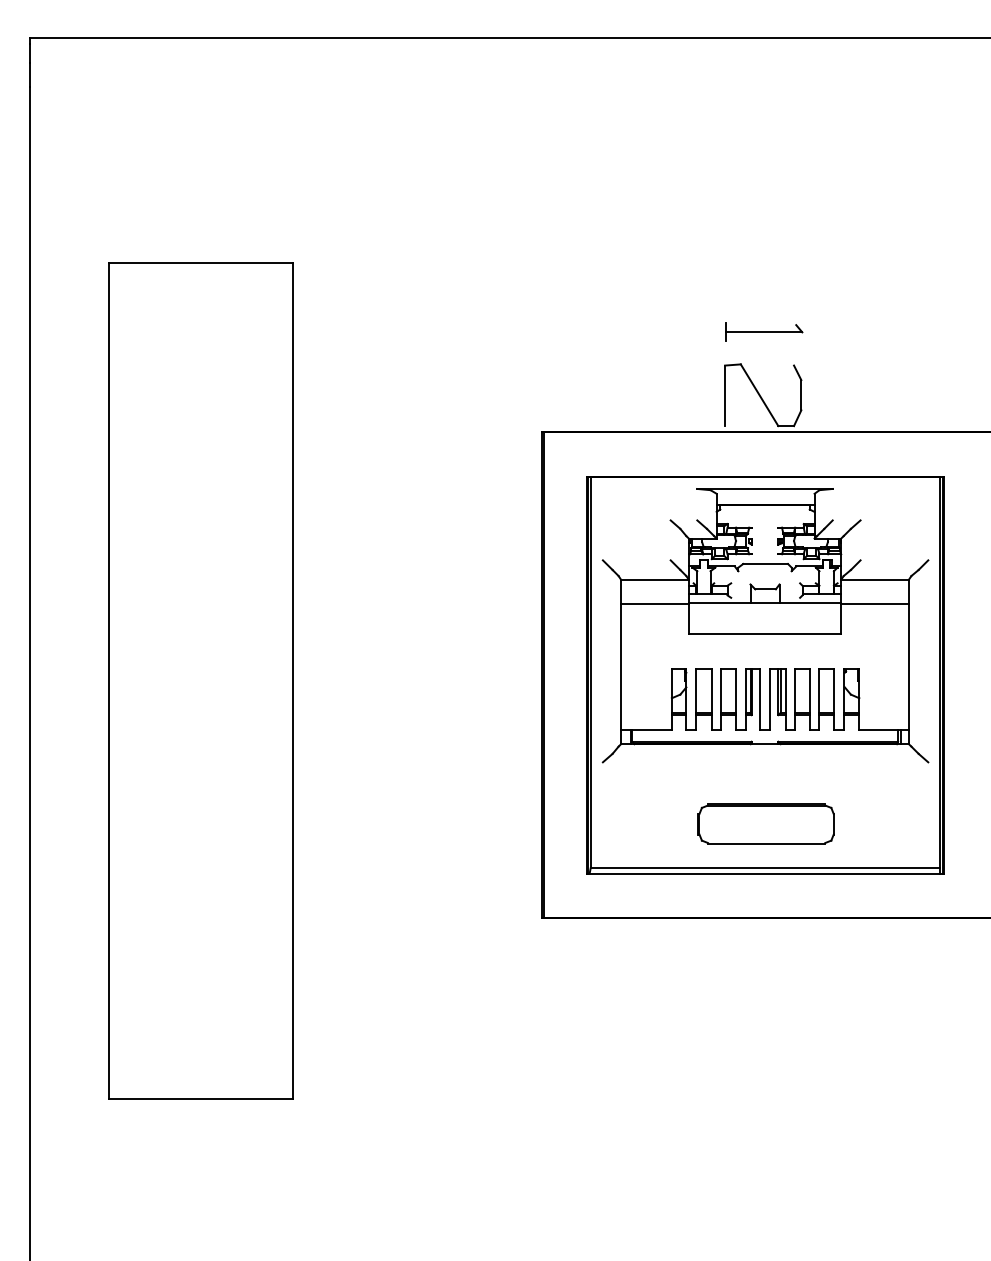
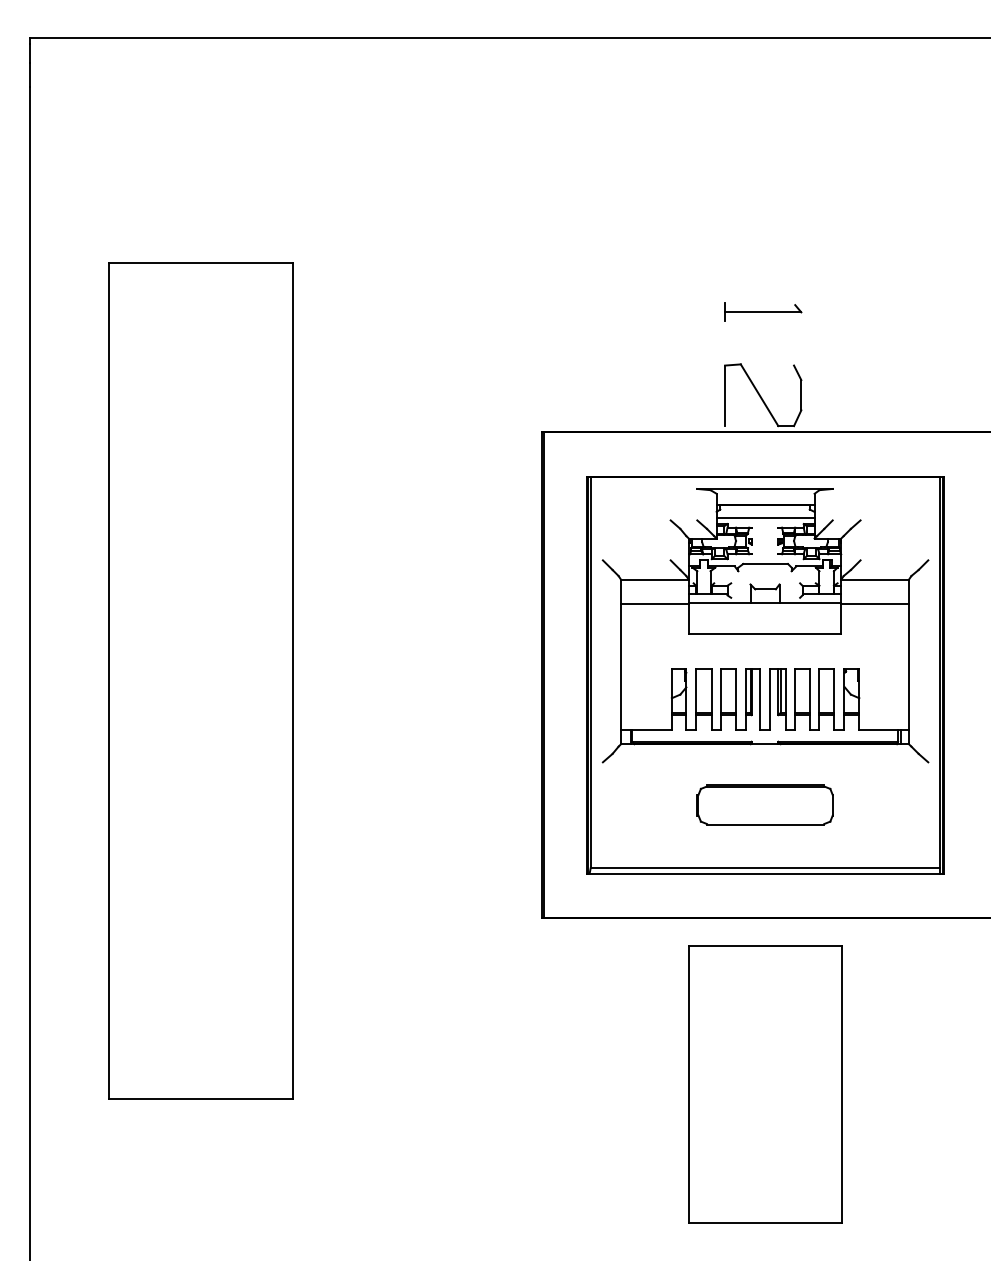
part position: (764, 331) -> (763, 311) (763, 311)
line: none -> present (765, 518)
part position: (765, 823) -> (764, 804) (764, 804)
part: none -> present (765, 1084)
